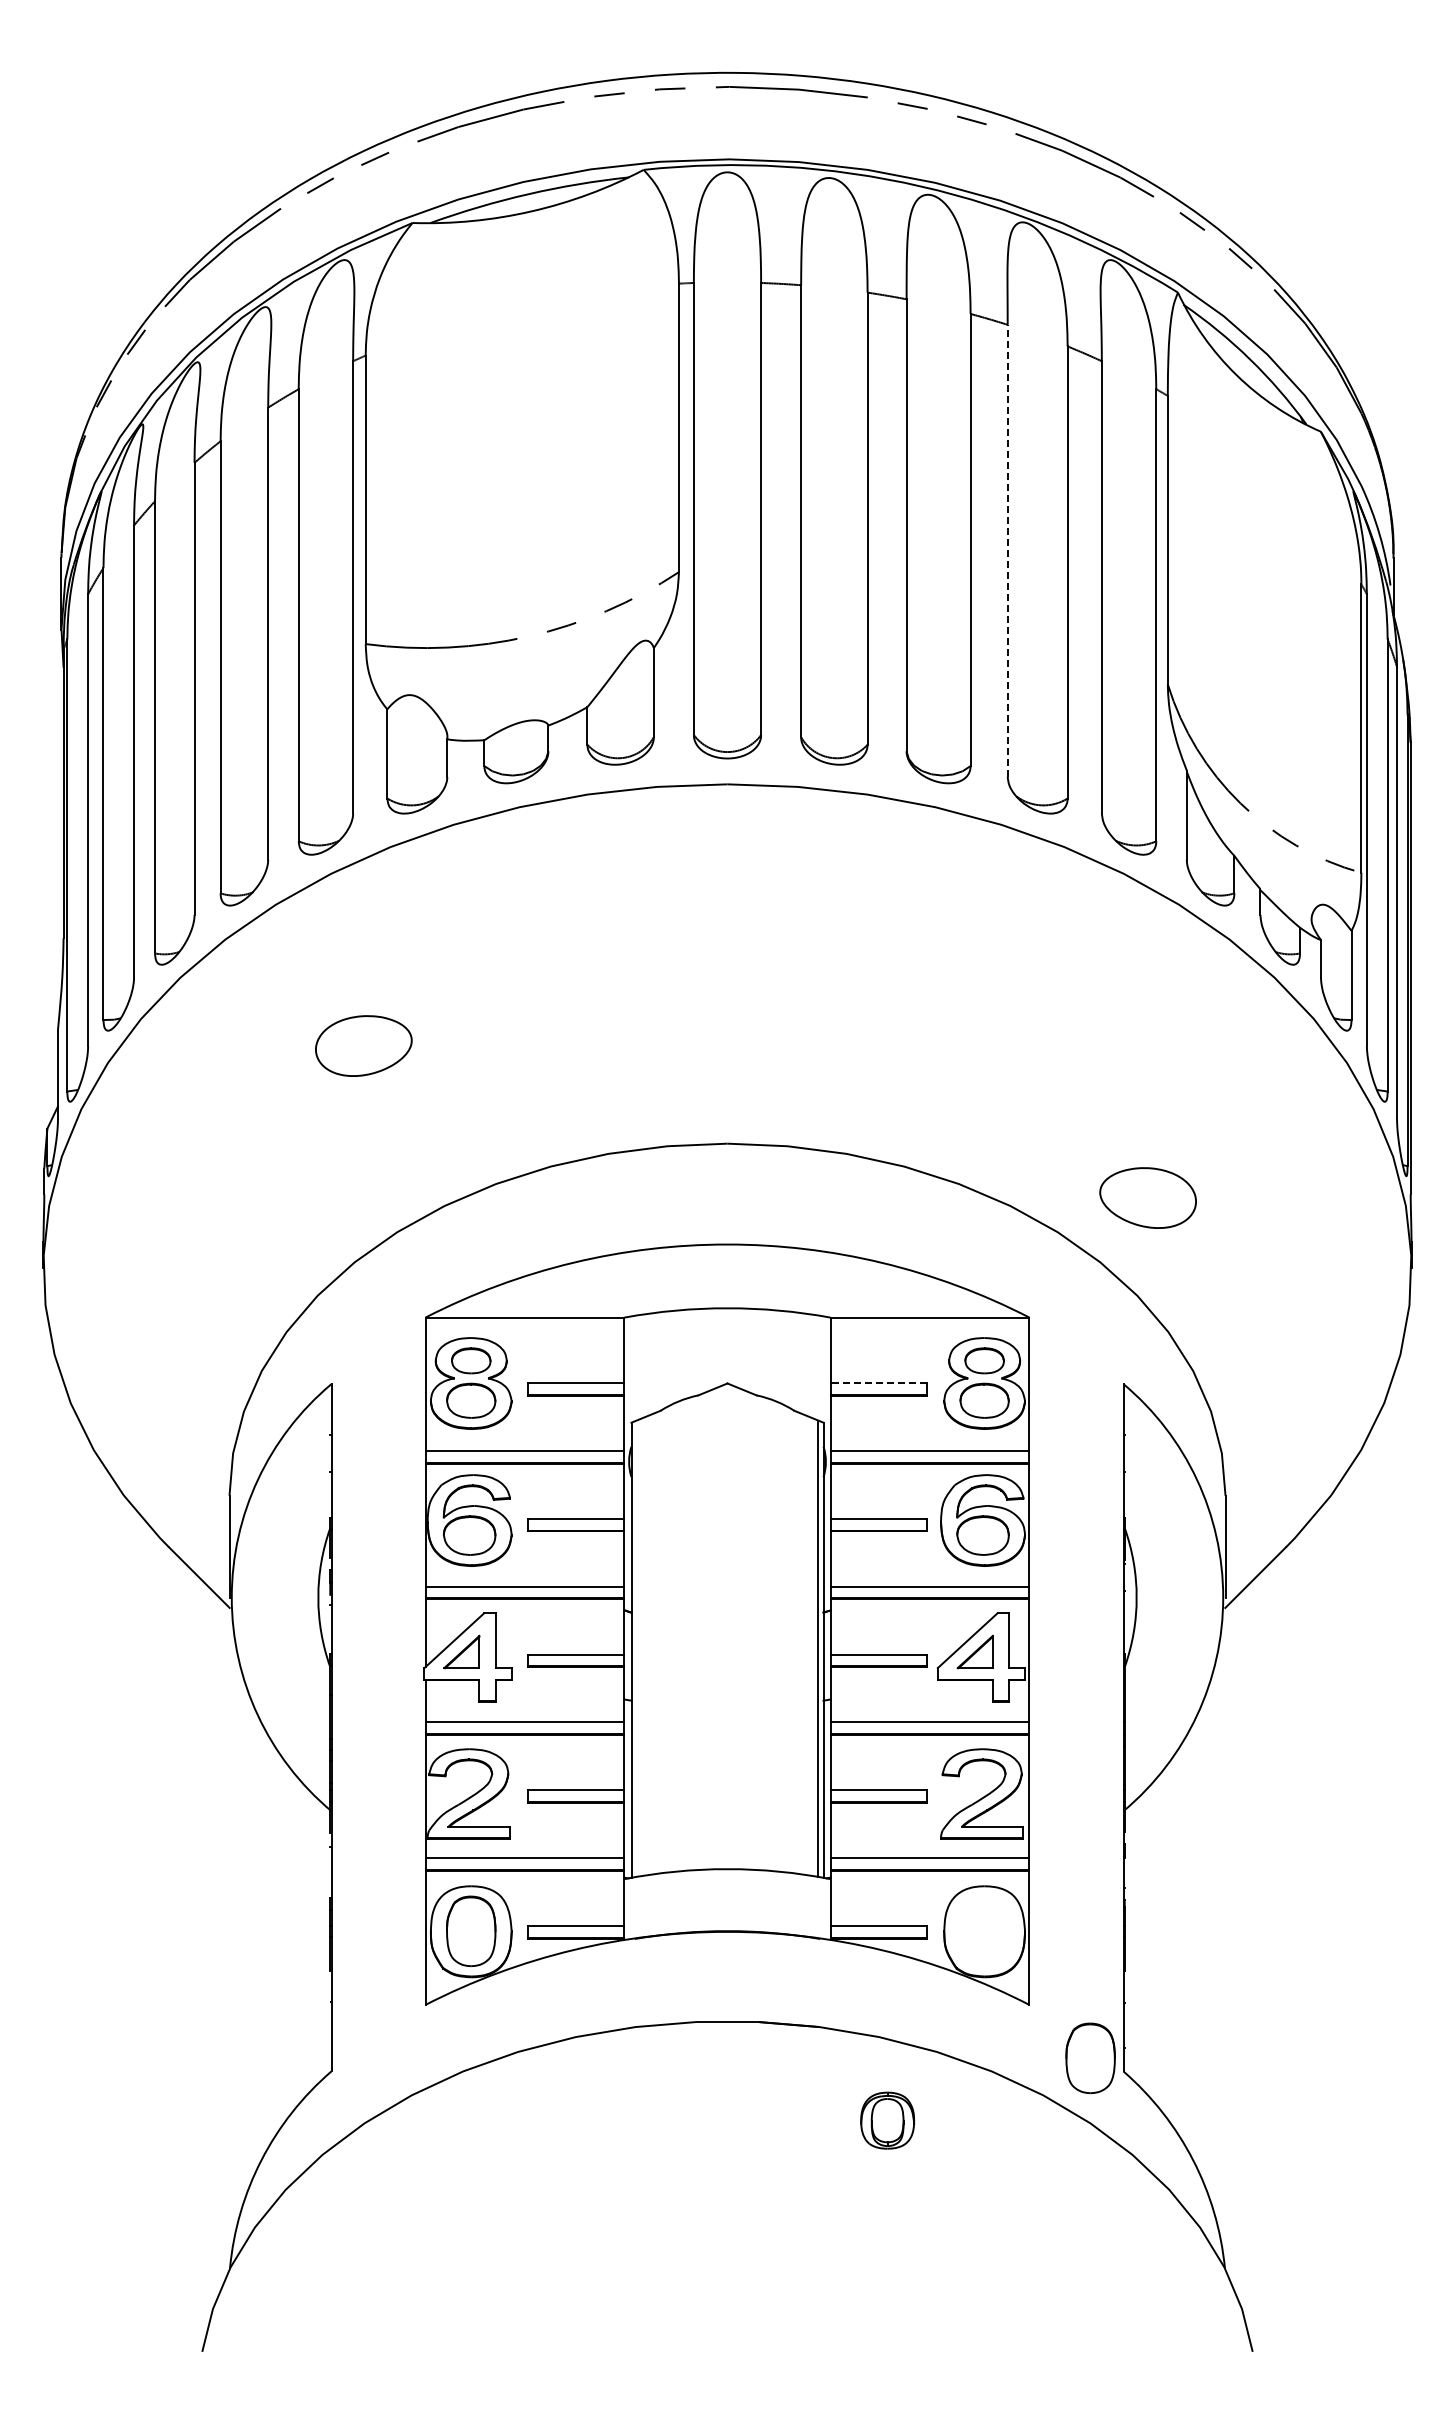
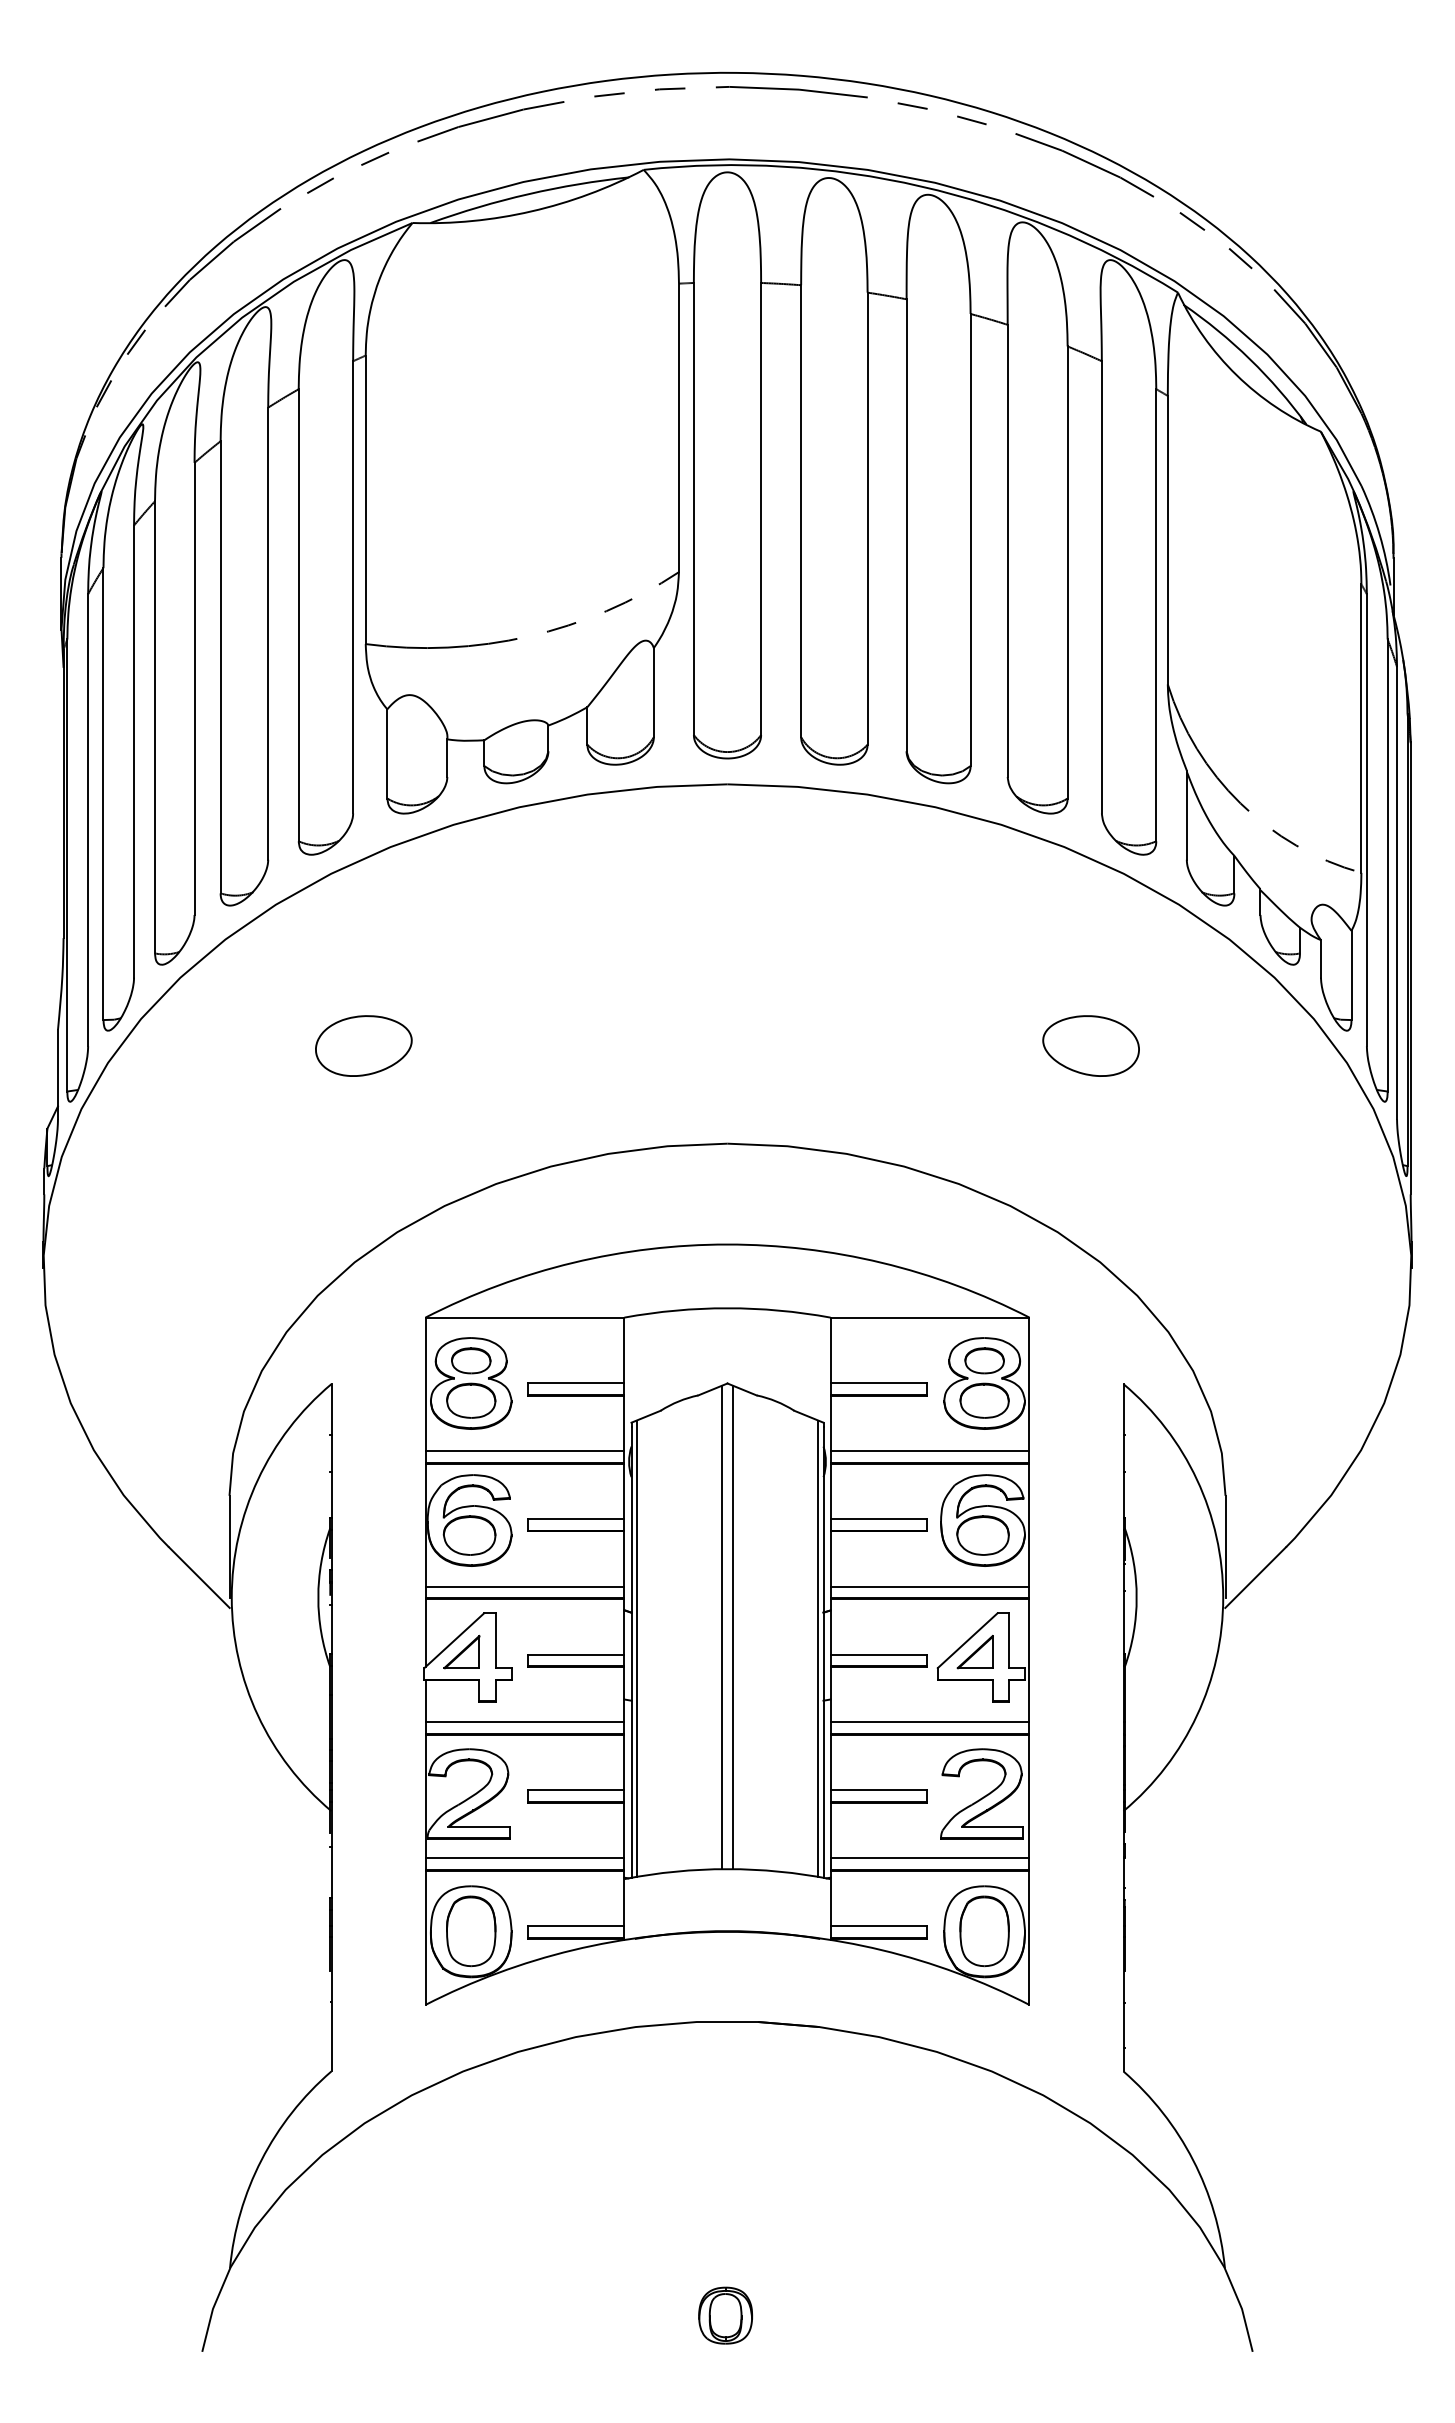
line: dashed -> solid (1007, 550)
part position: (1147, 1197) -> (1090, 1045) (1090, 1045)
line: dashed -> solid (878, 1382)
line: none -> present (722, 1627)
line: none -> present (732, 1627)
line: none -> present (636, 1648)
part position: (1090, 2058) -> (984, 1931) (984, 1931)
part position: (887, 2120) -> (725, 2315) (725, 2315)
